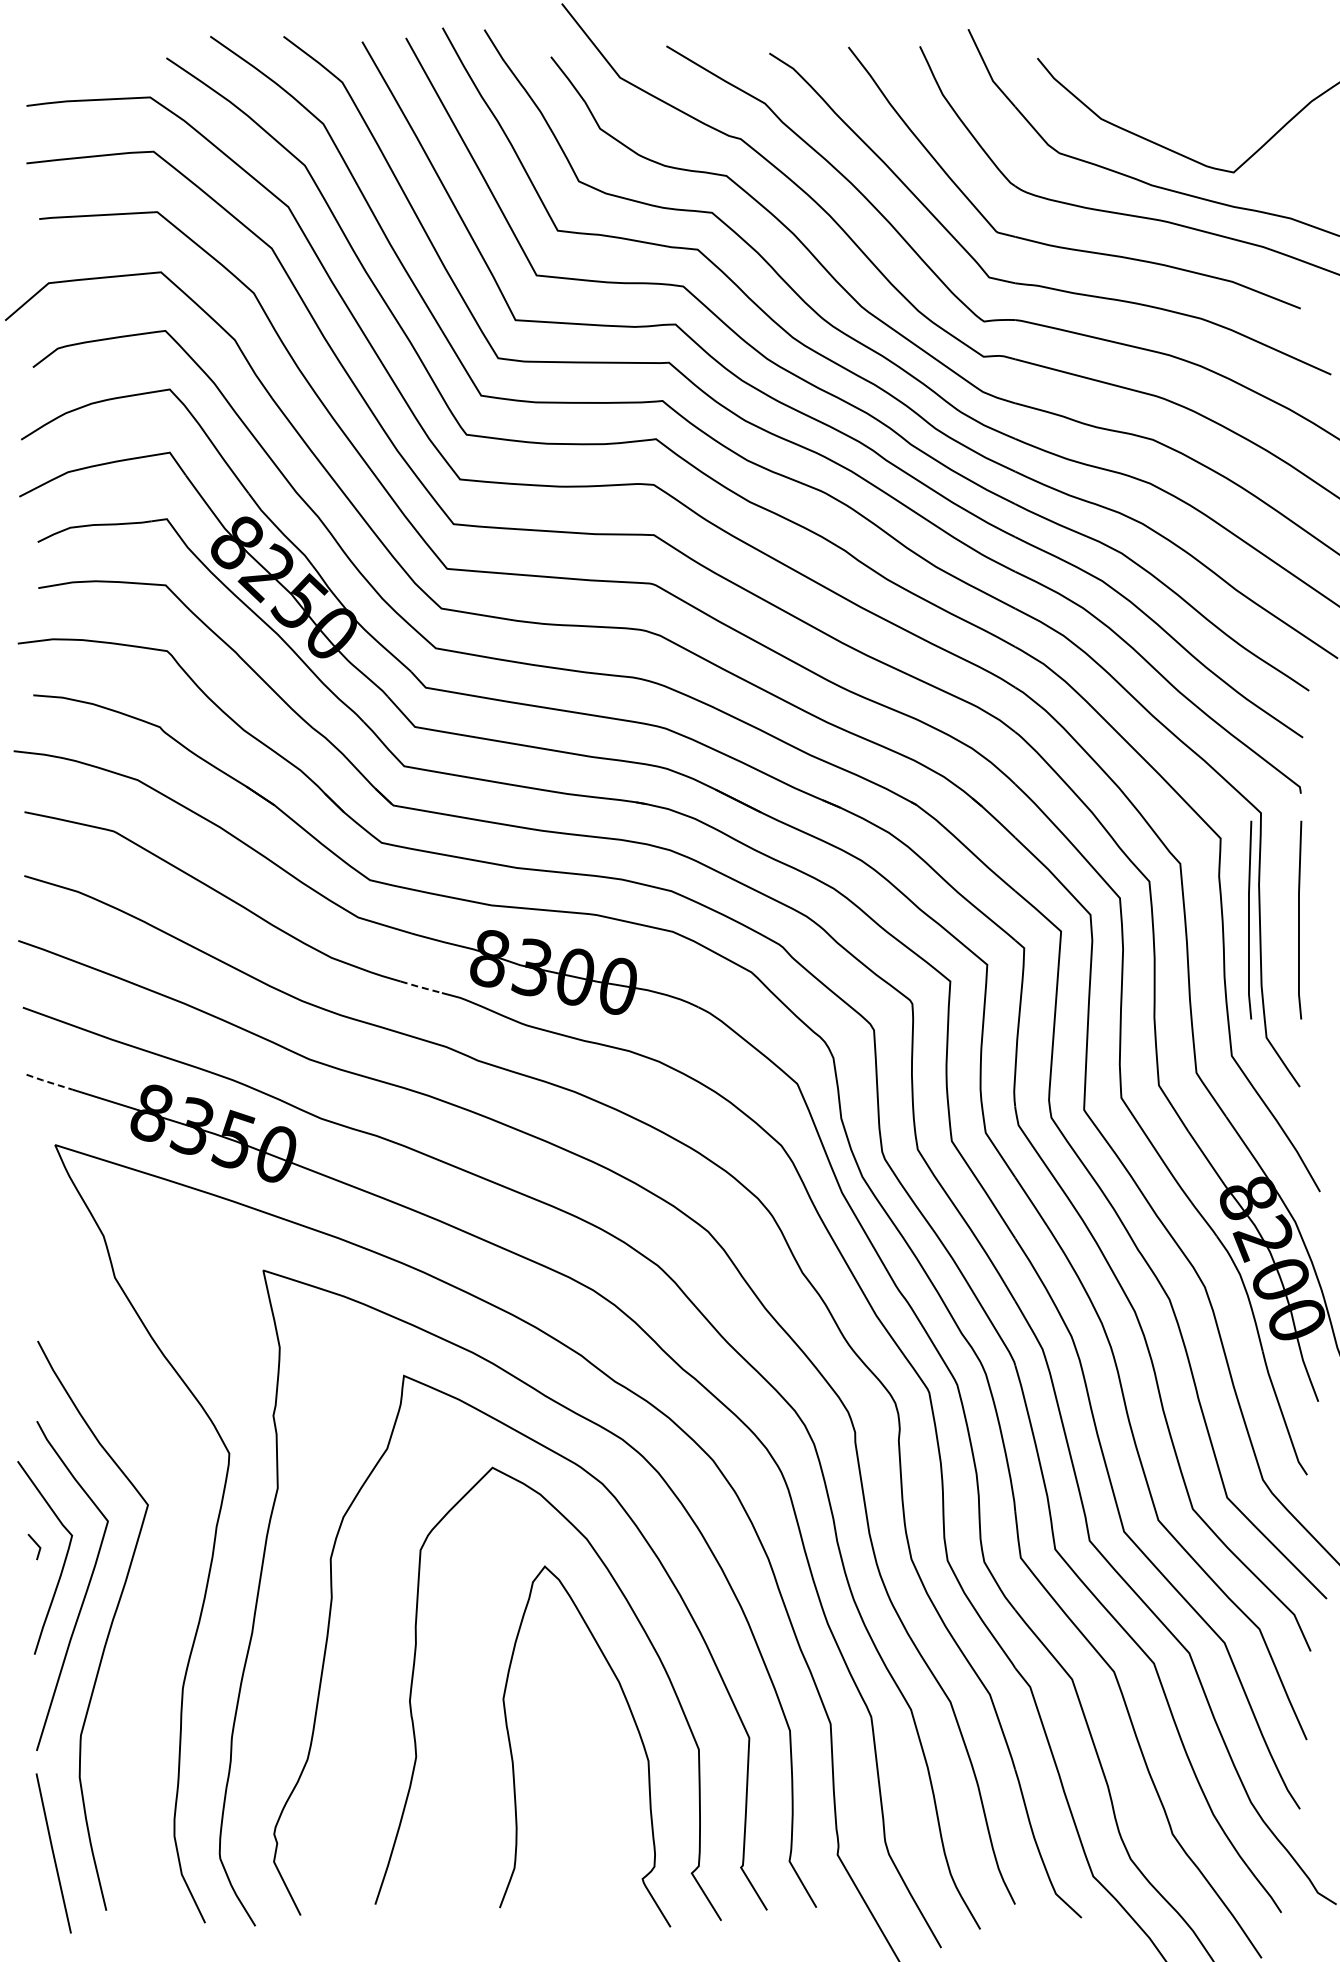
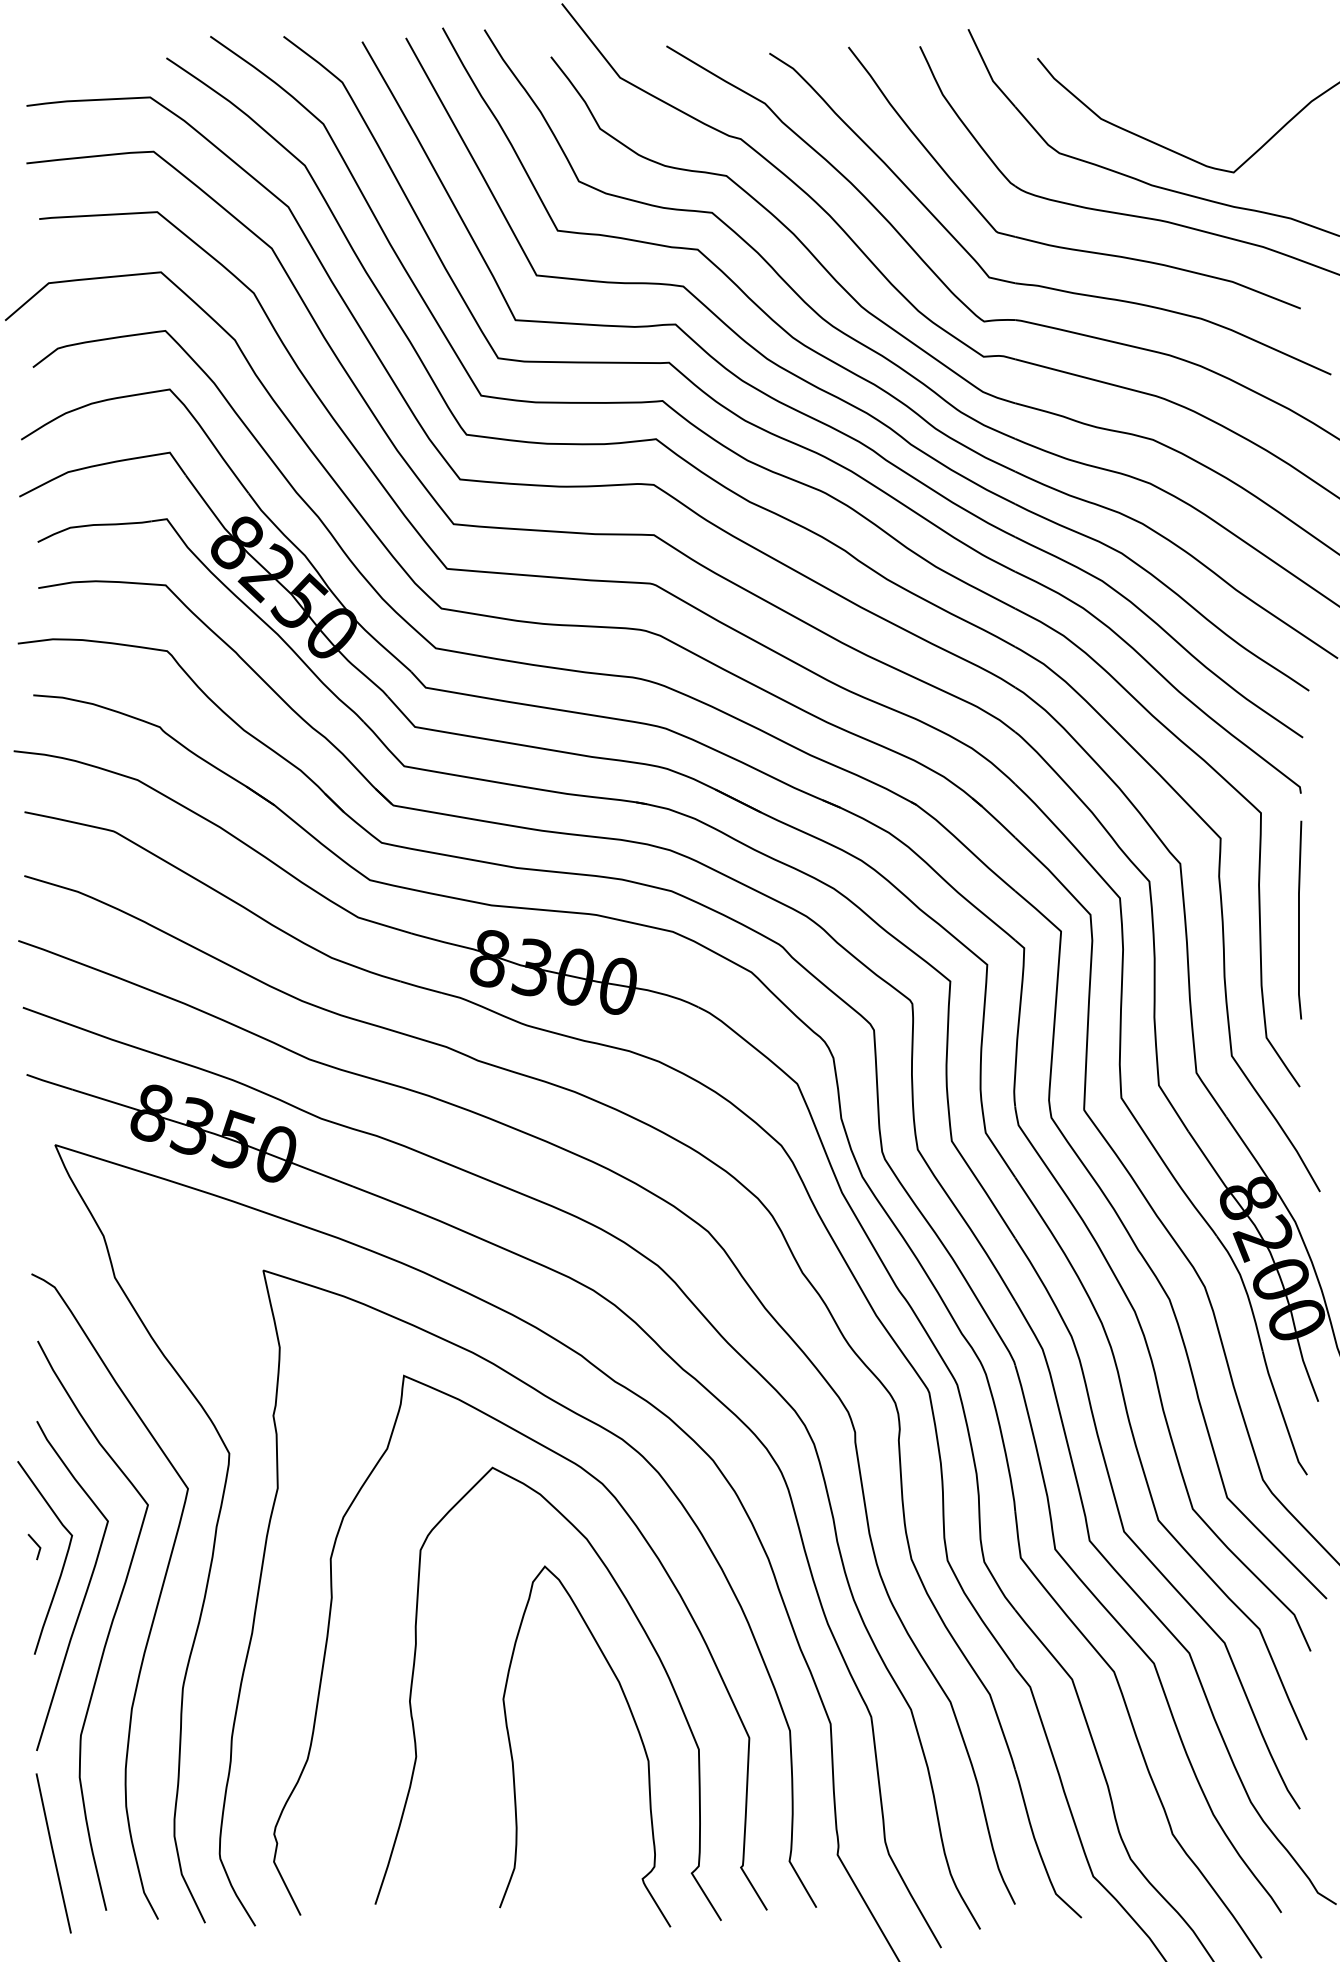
line: present -> none (1249, 919)
line: dashed -> solid (420, 987)
line: dashed -> solid (49, 1082)
curve: none -> present (154, 1611)
